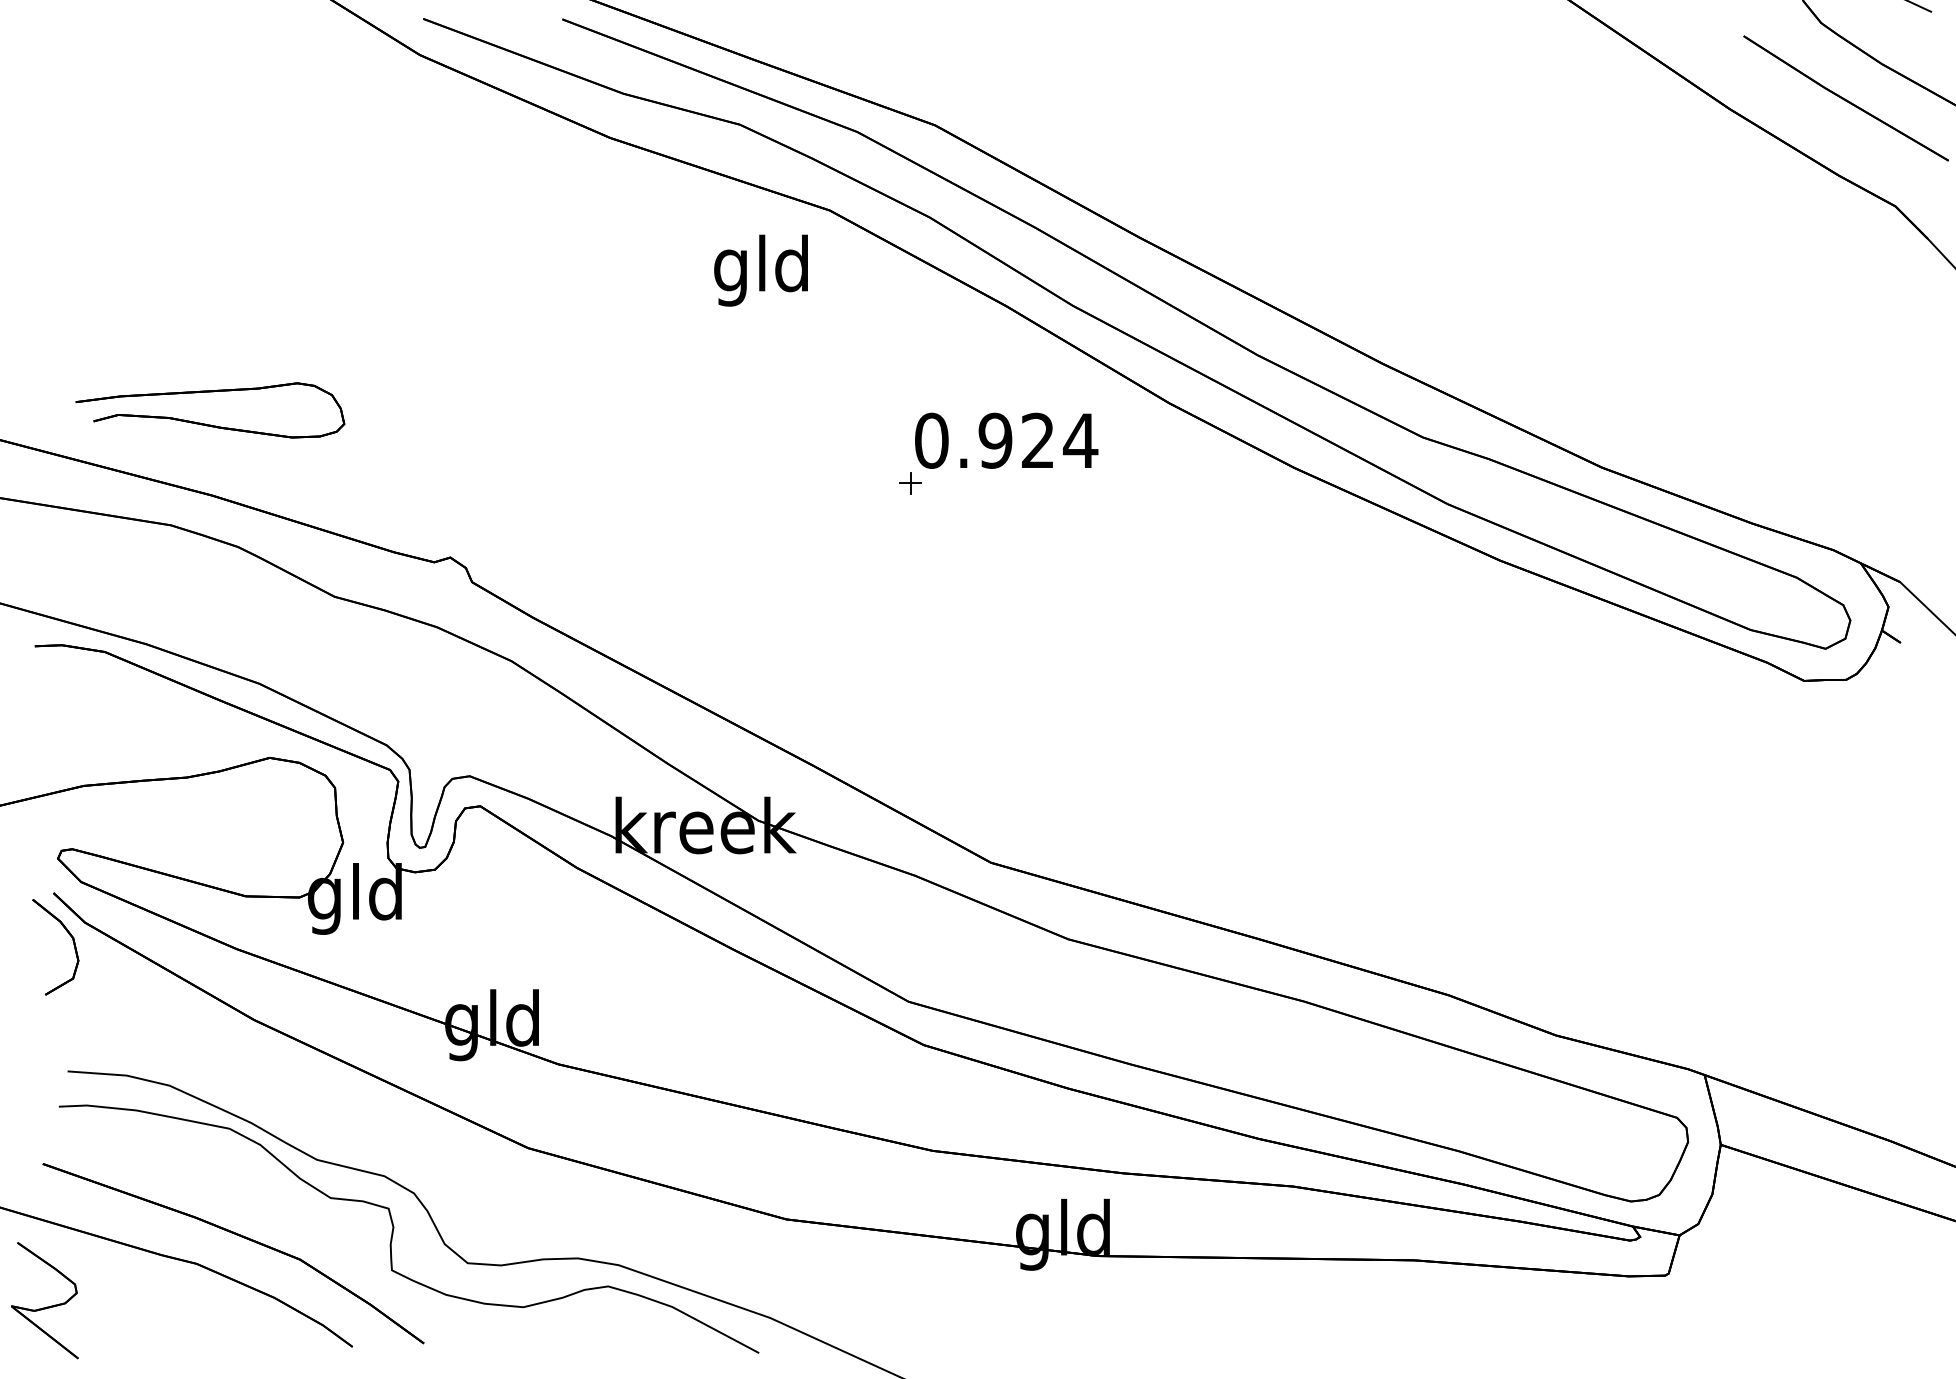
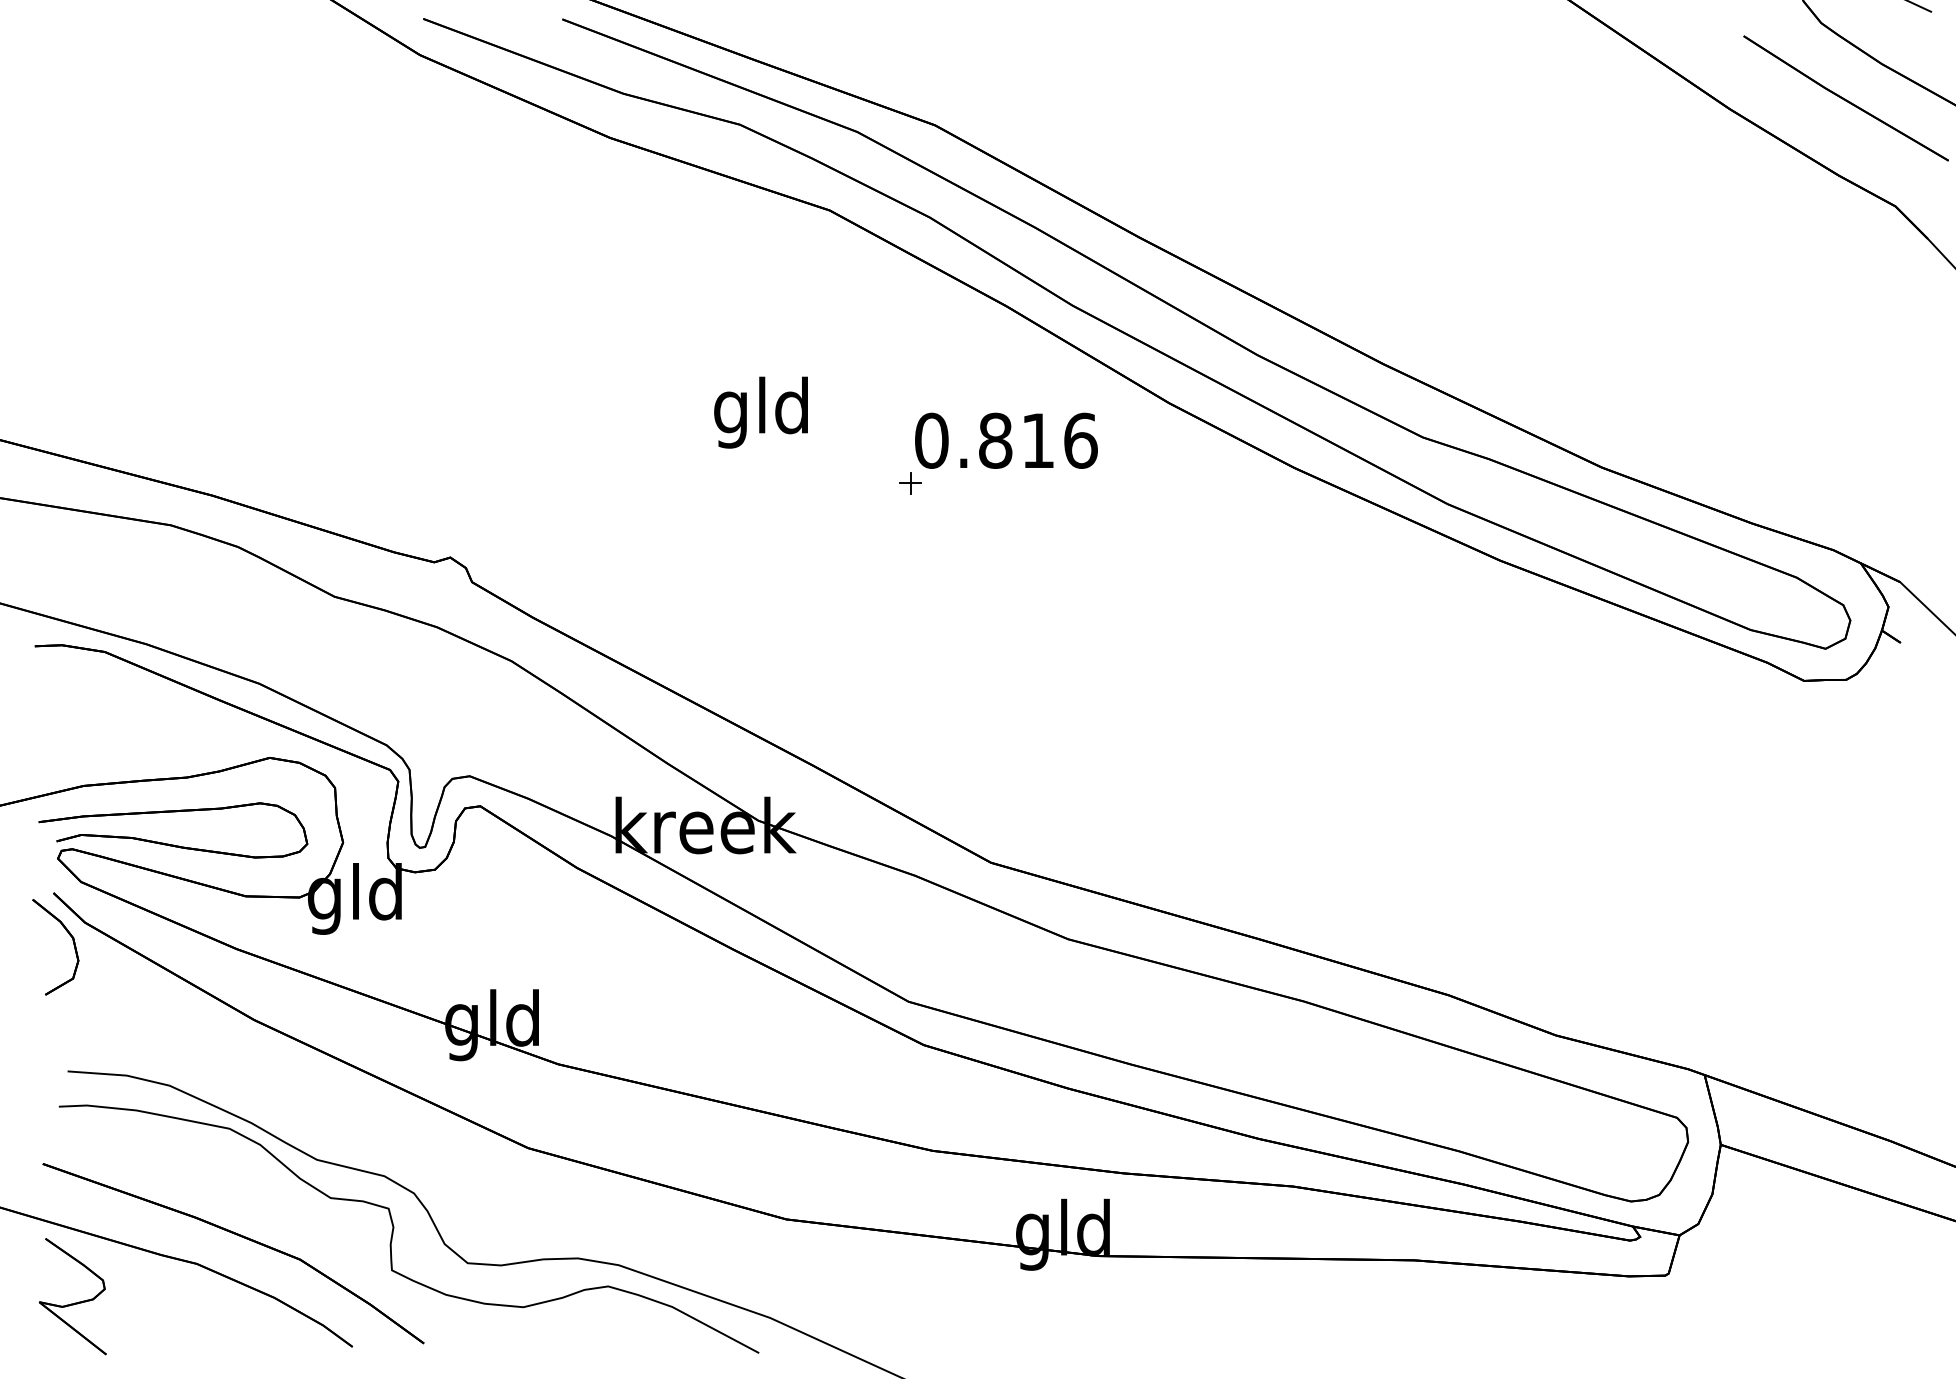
text position: (760, 270) -> (760, 412) (760, 412)
part position: (205, 423) -> (168, 843) (168, 843)
text: 0.924 -> 0.816 (1038, 440)
part position: (47, 1306) -> (75, 1302) (75, 1302)
